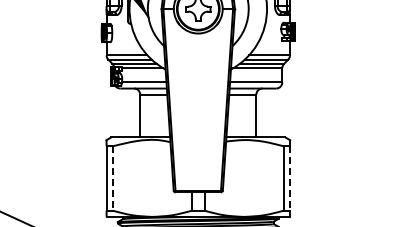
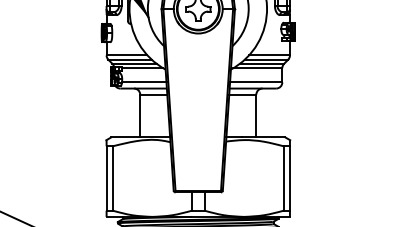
line: dashed -> solid (112, 178)
line: dashed -> solid (289, 178)
